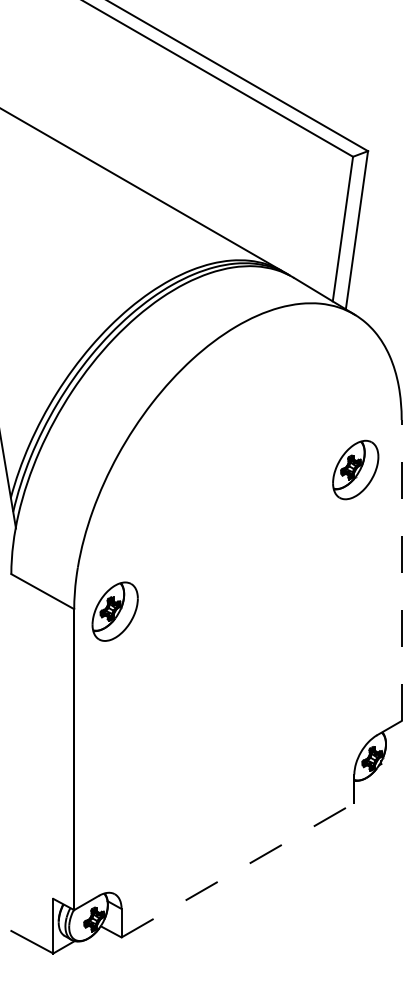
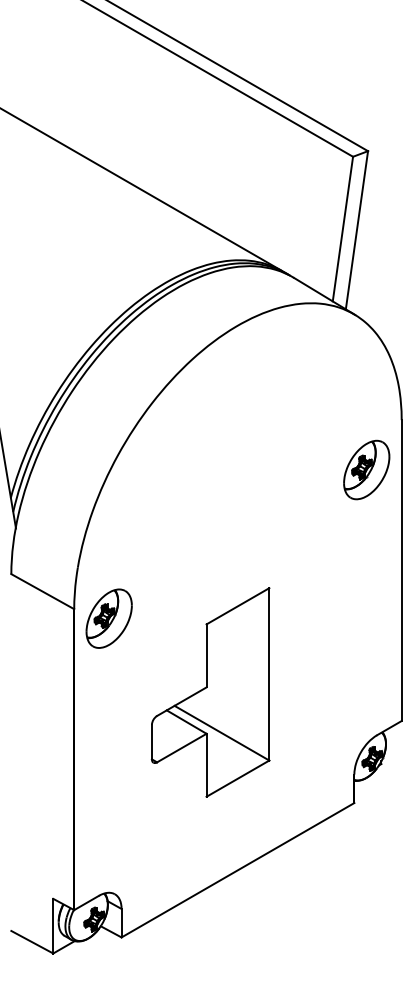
part position: (355, 469) -> (366, 469) (366, 469)
line: dashed -> solid (401, 570)
part position: (114, 611) -> (108, 618) (108, 618)
part: none -> present (210, 692)
line: dashed -> solid (238, 870)
